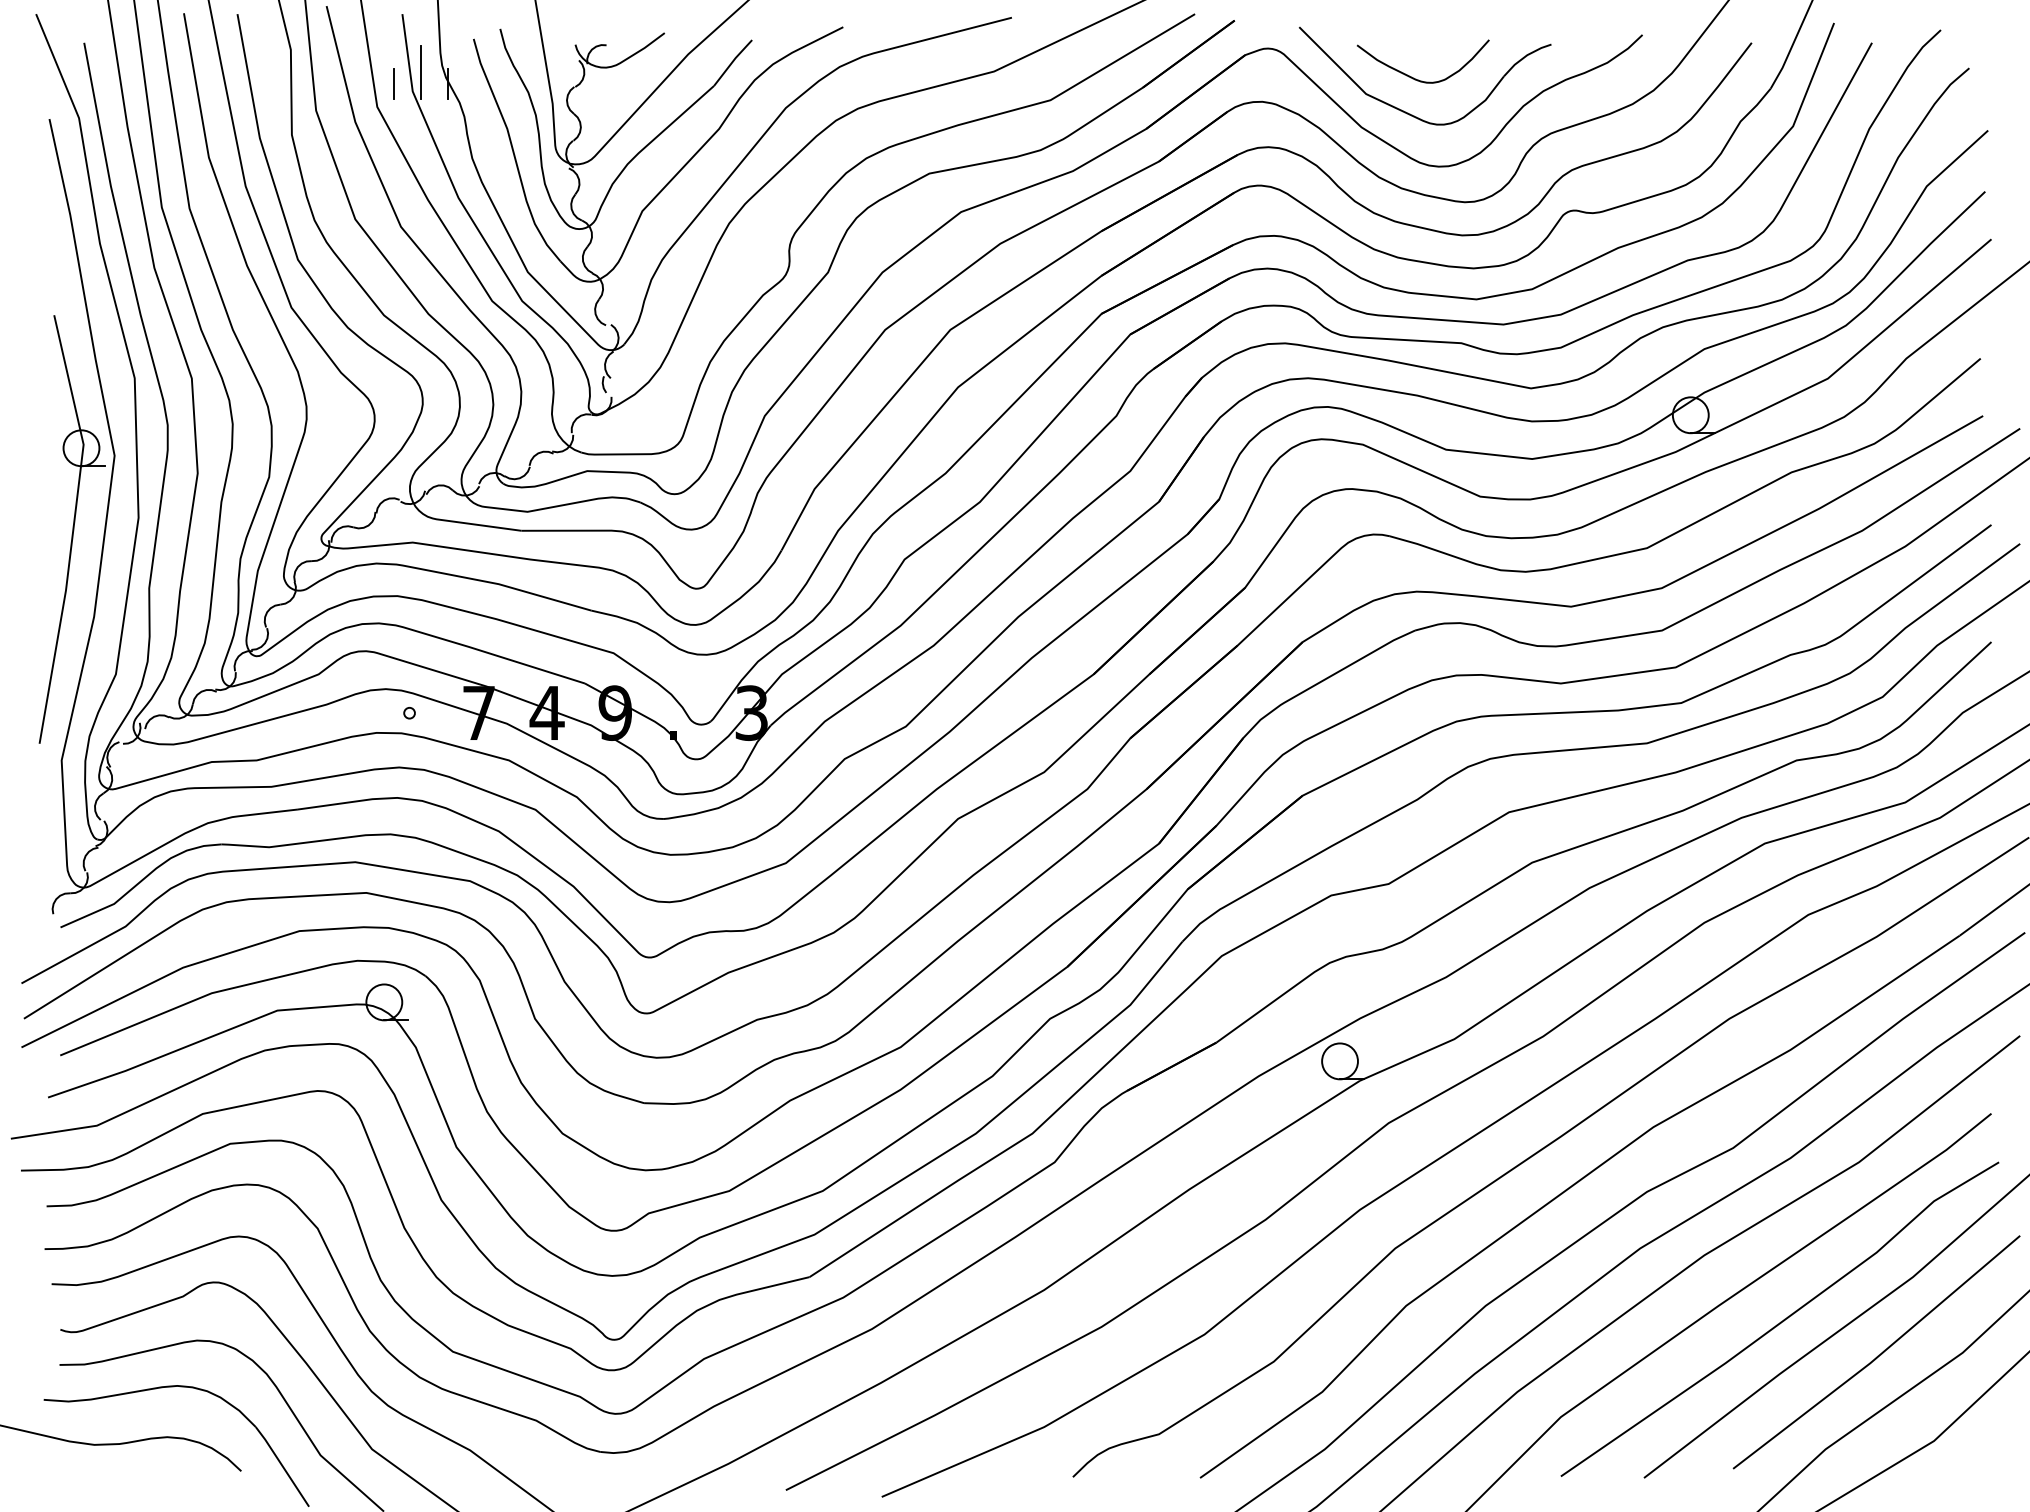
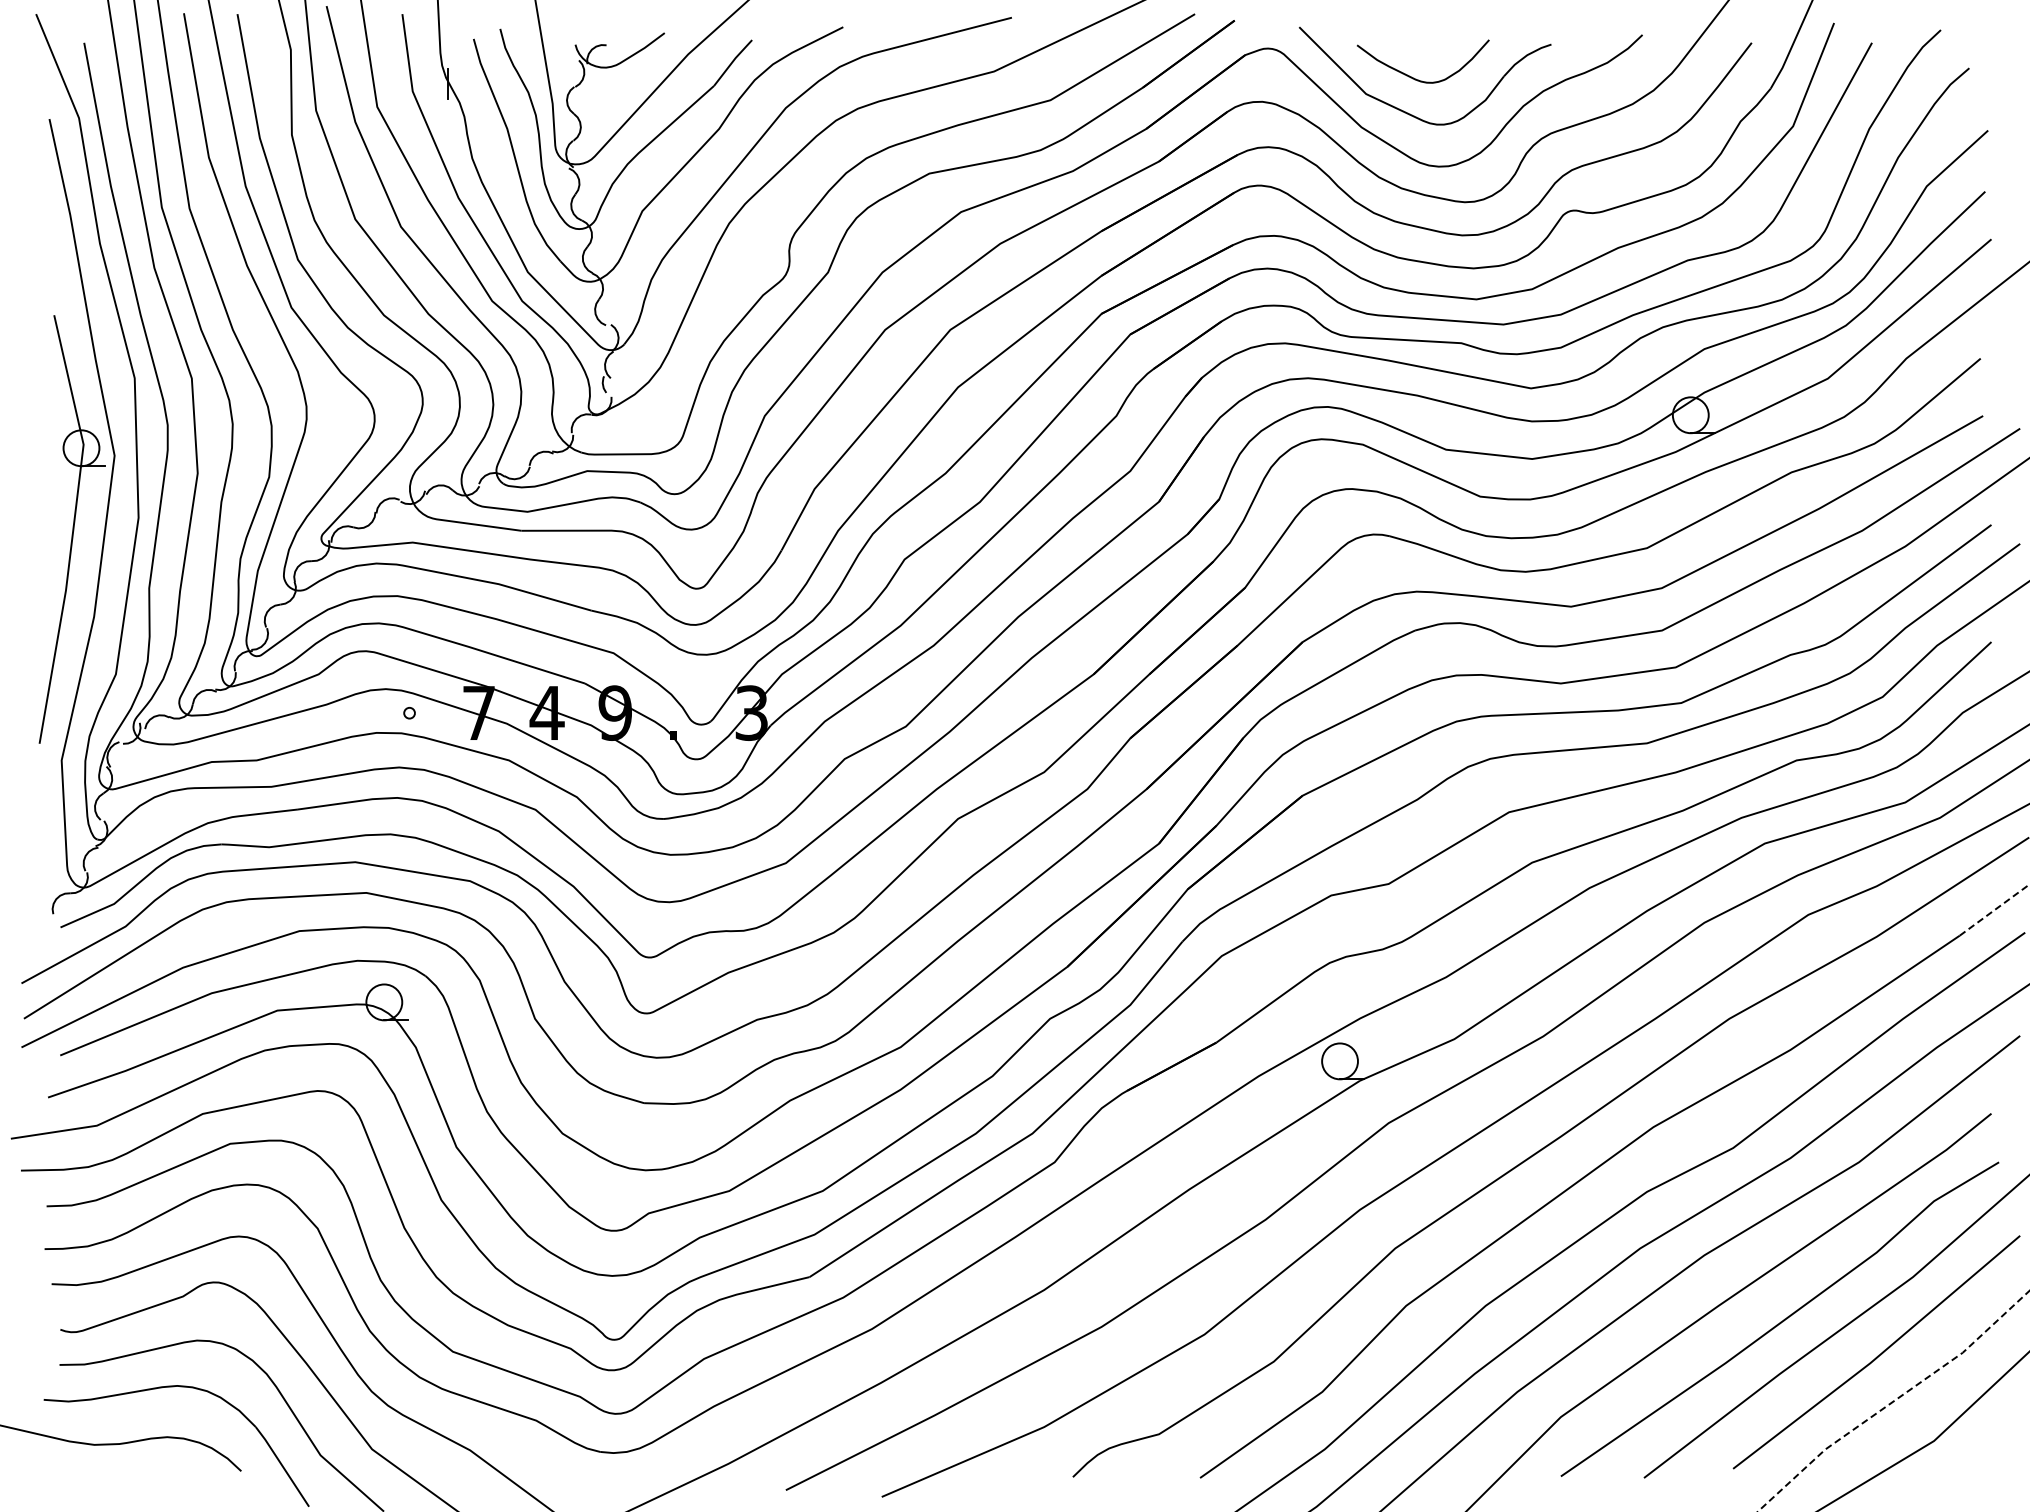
line: present -> none (420, 72)
line: present -> none (393, 83)
line: solid -> dashed (1995, 909)
line: solid -> dashed (1894, 1401)
